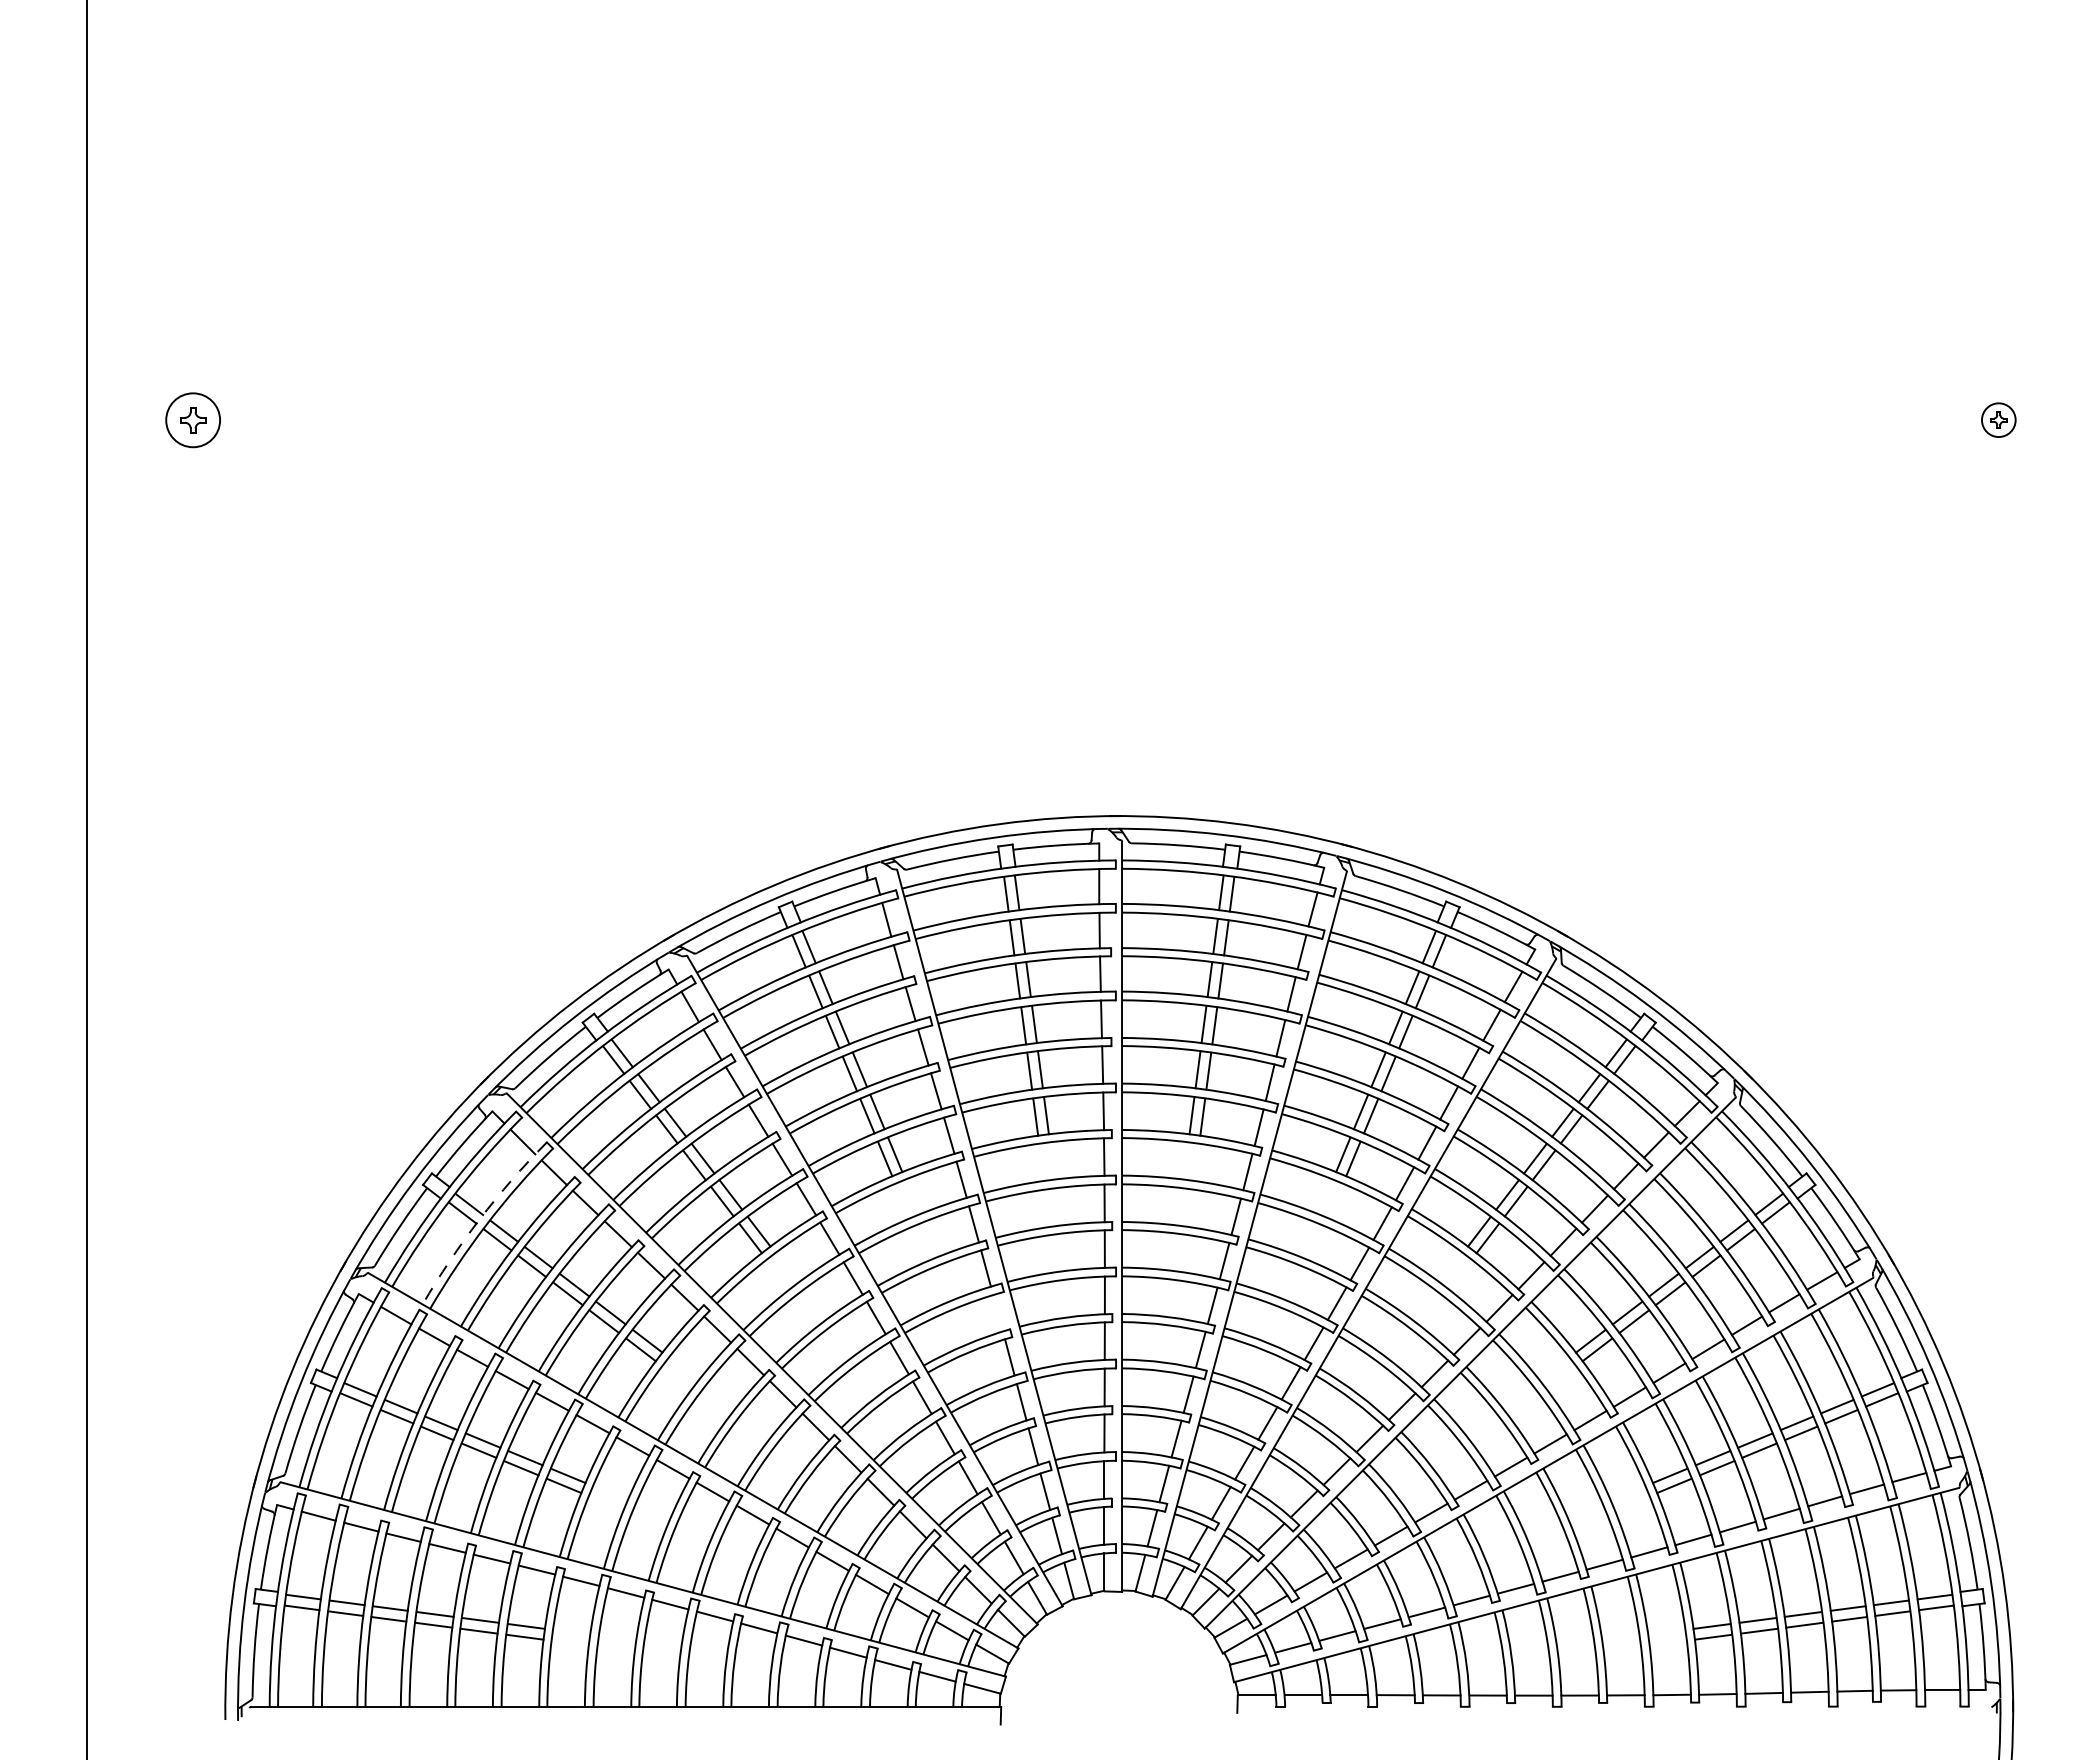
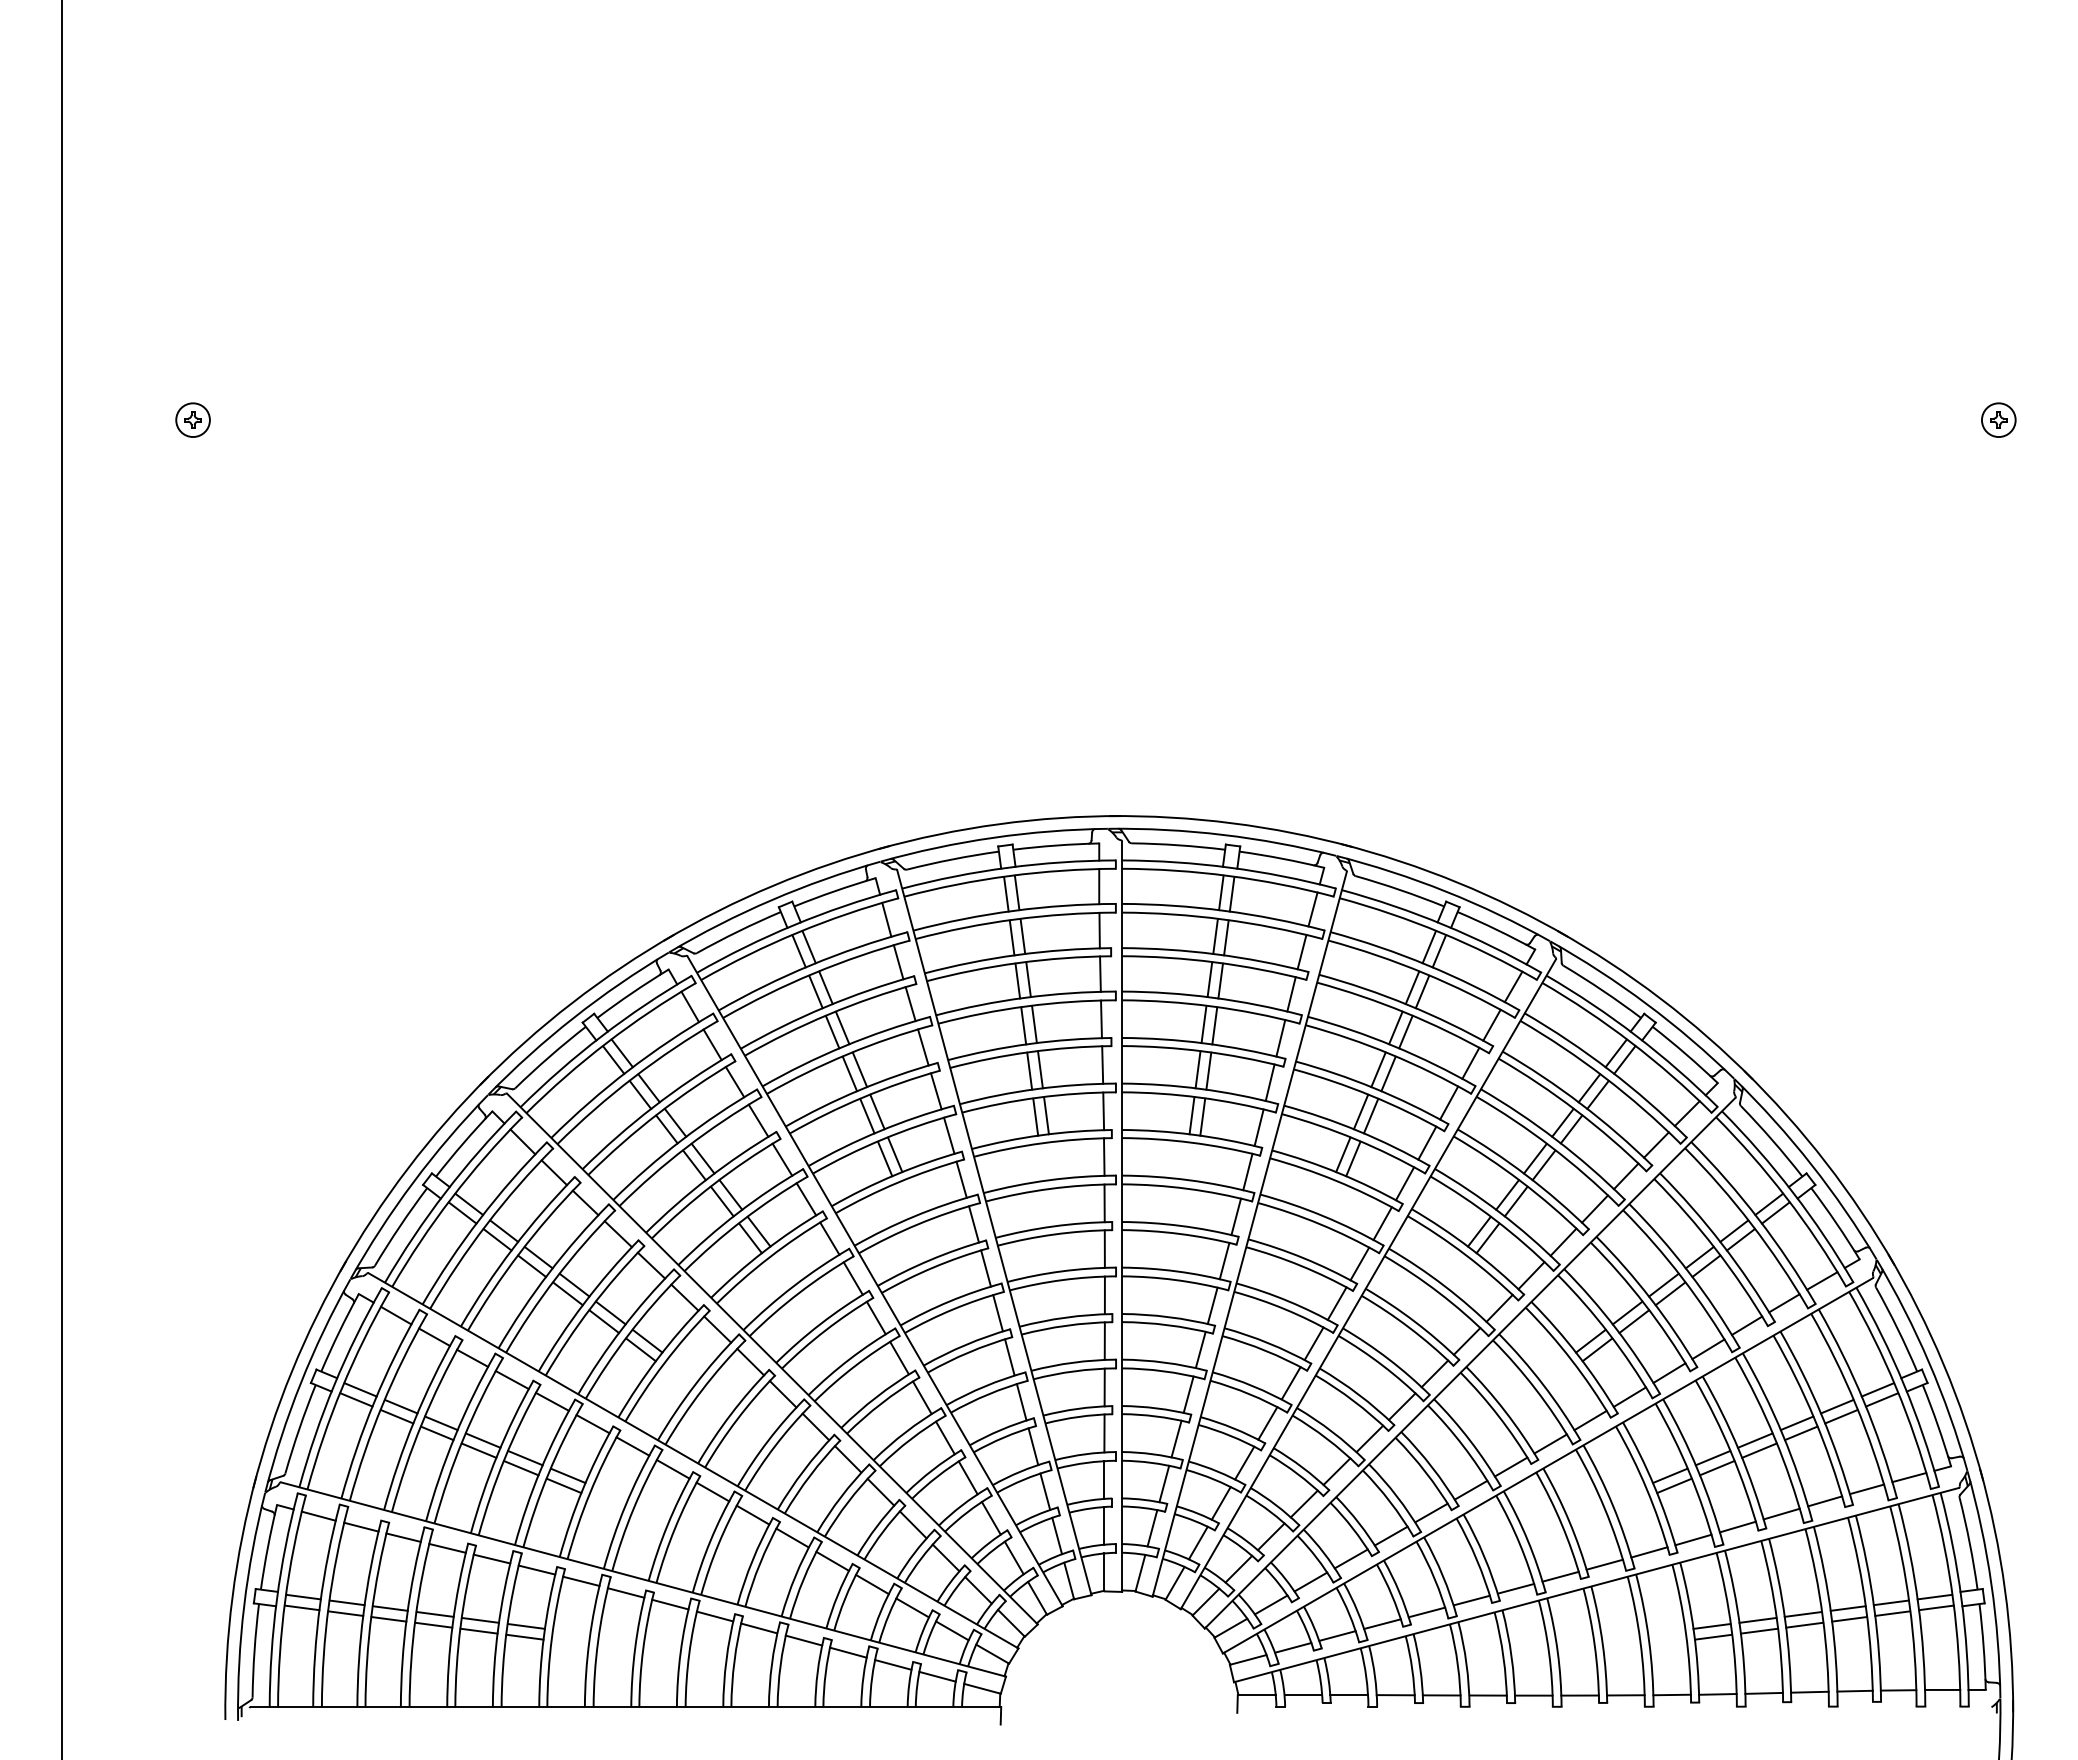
part size: 56x57 px -> 36x36 px (192, 419)
line position: (87, 879) -> (62, 879) (62, 879)
arc: dashed -> solid (479, 1219)
line: none -> present (997, 1313)
